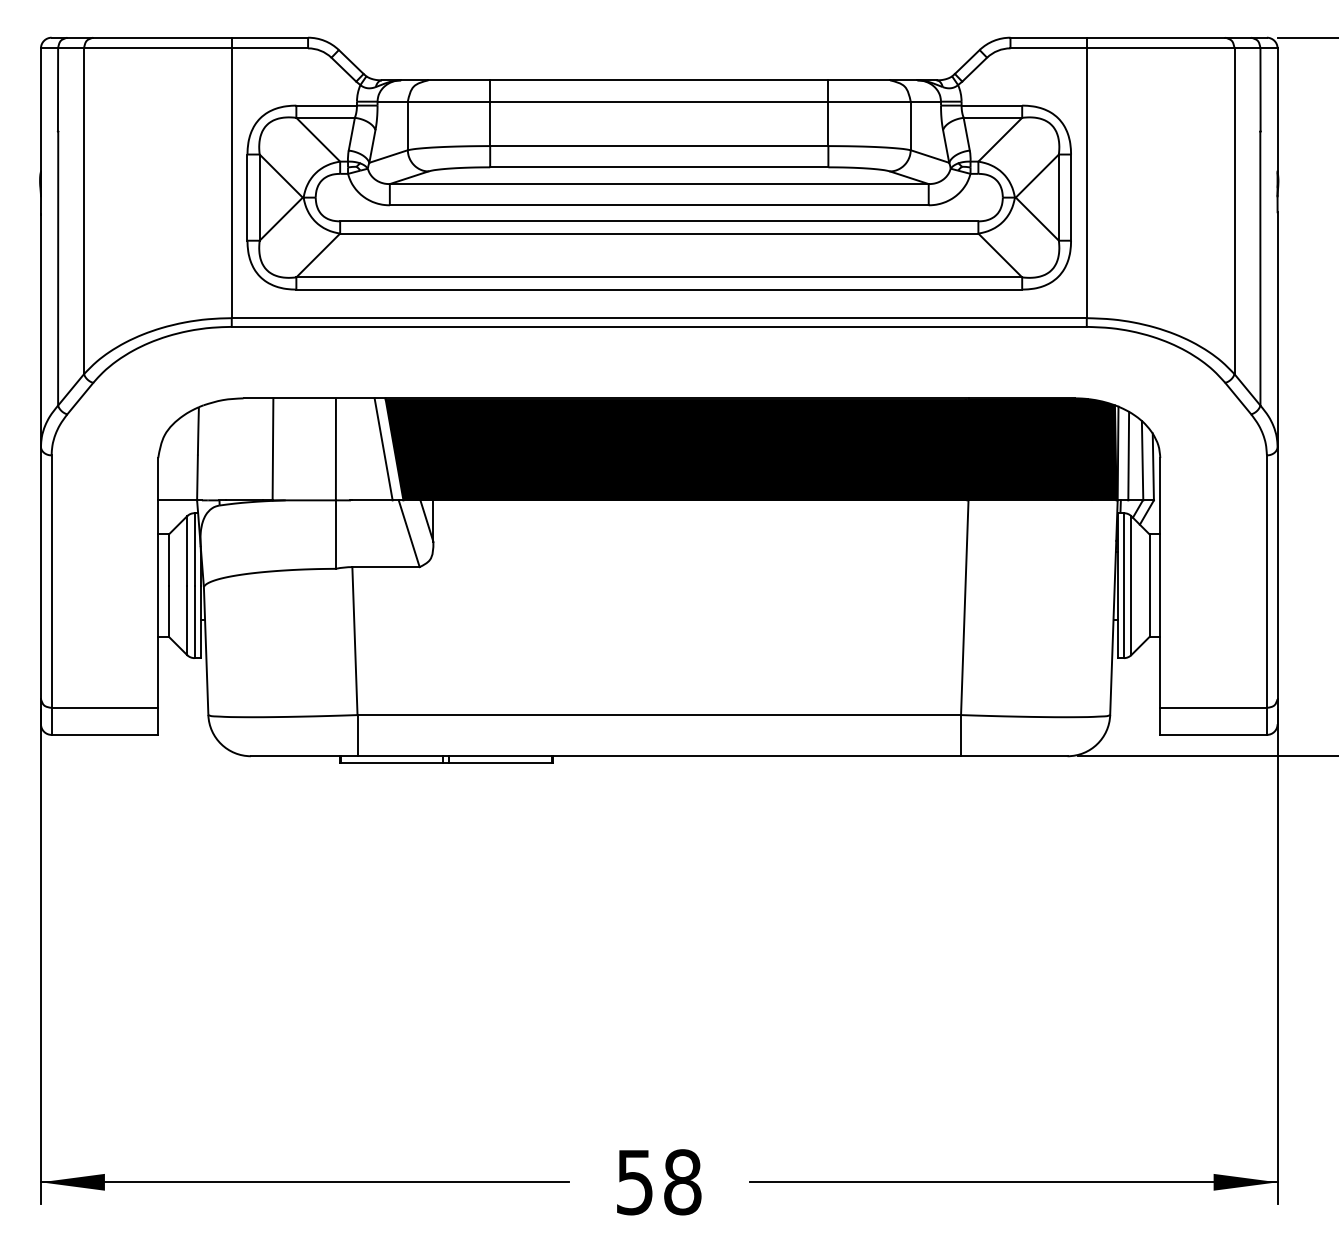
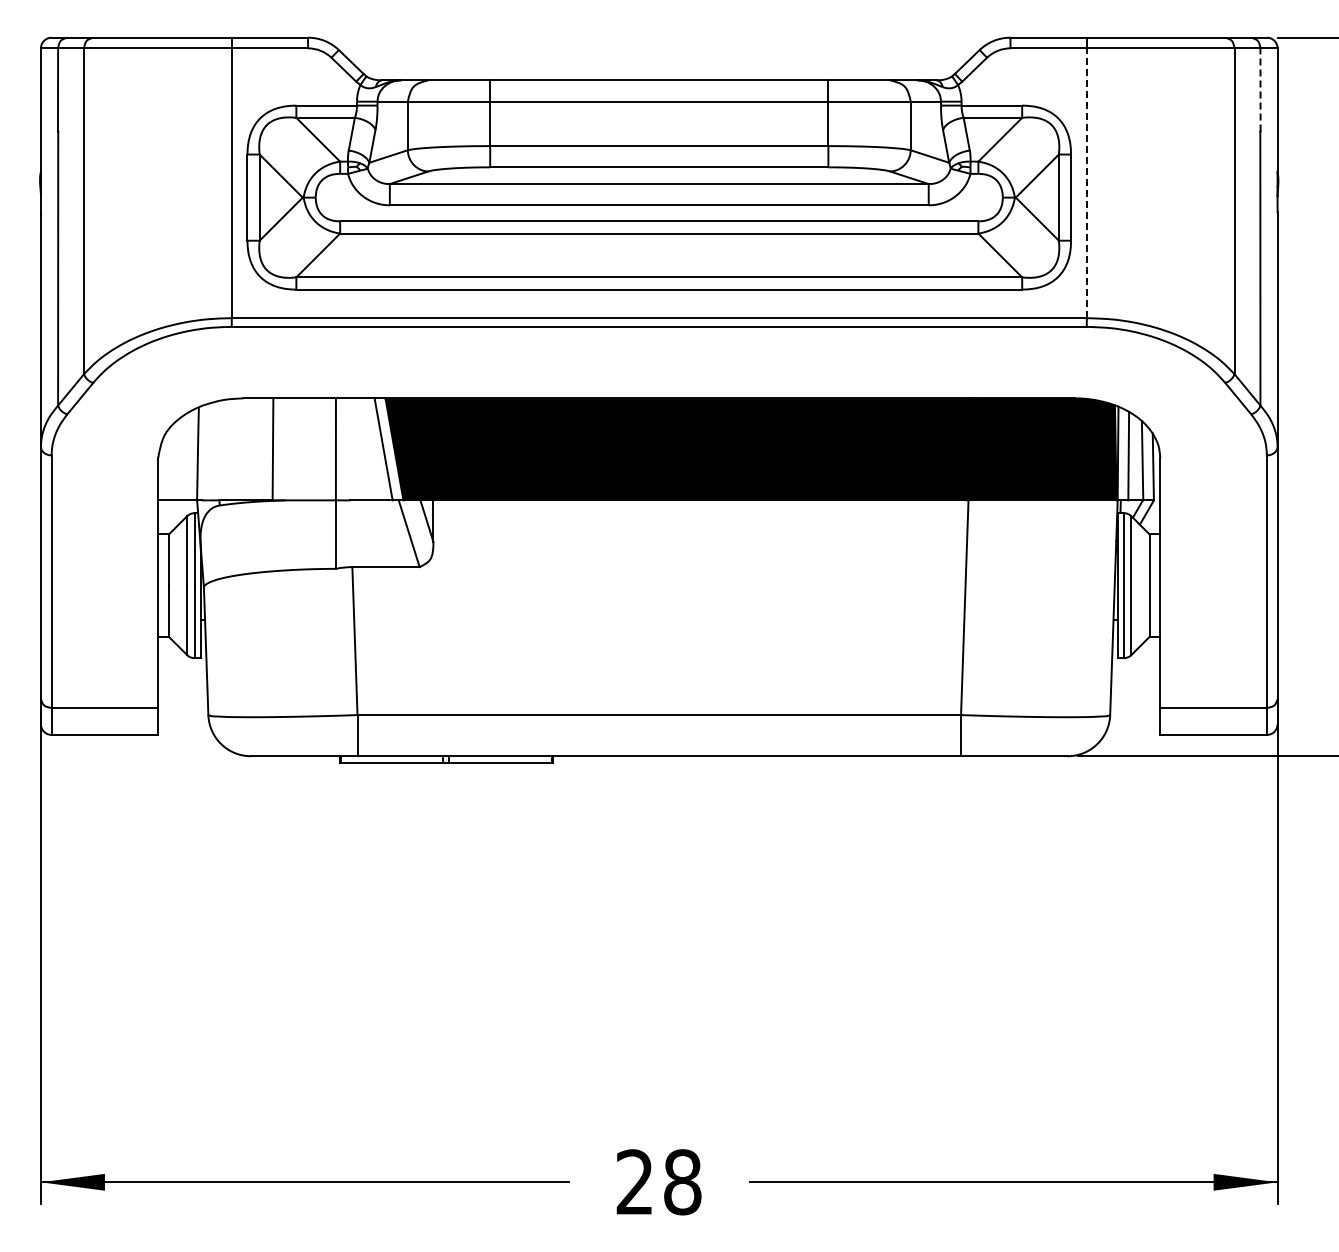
line: solid -> dashed (1260, 89)
line: solid -> dashed (1086, 183)
text: 58 -> 28 (634, 1182)
